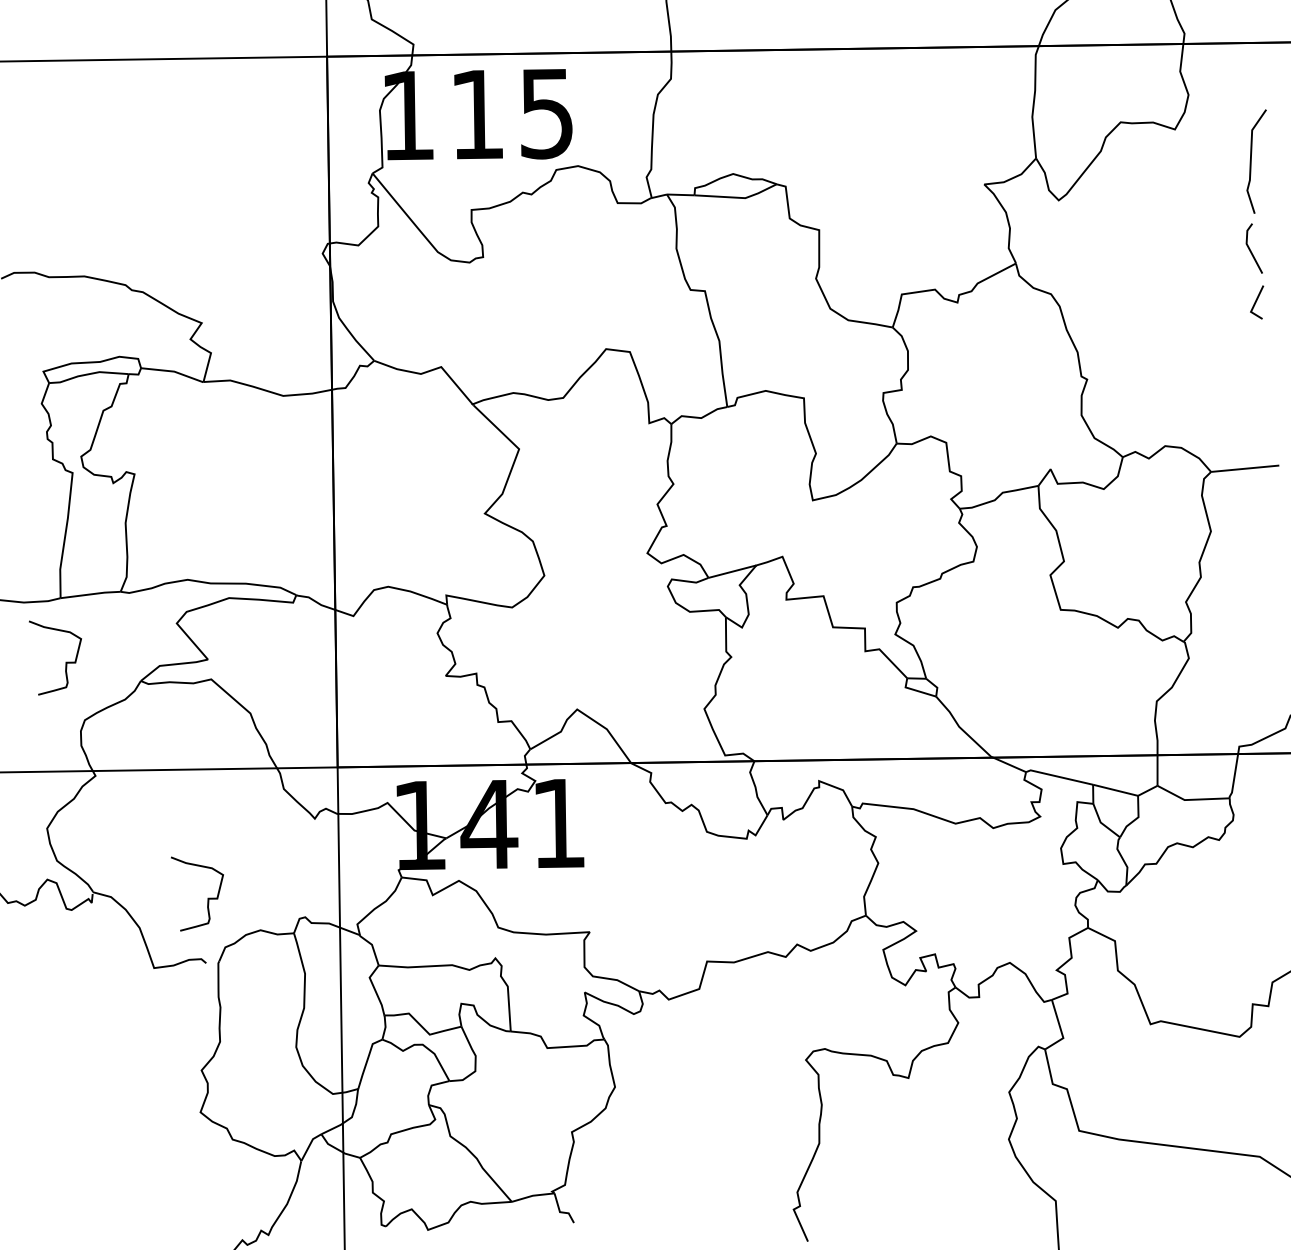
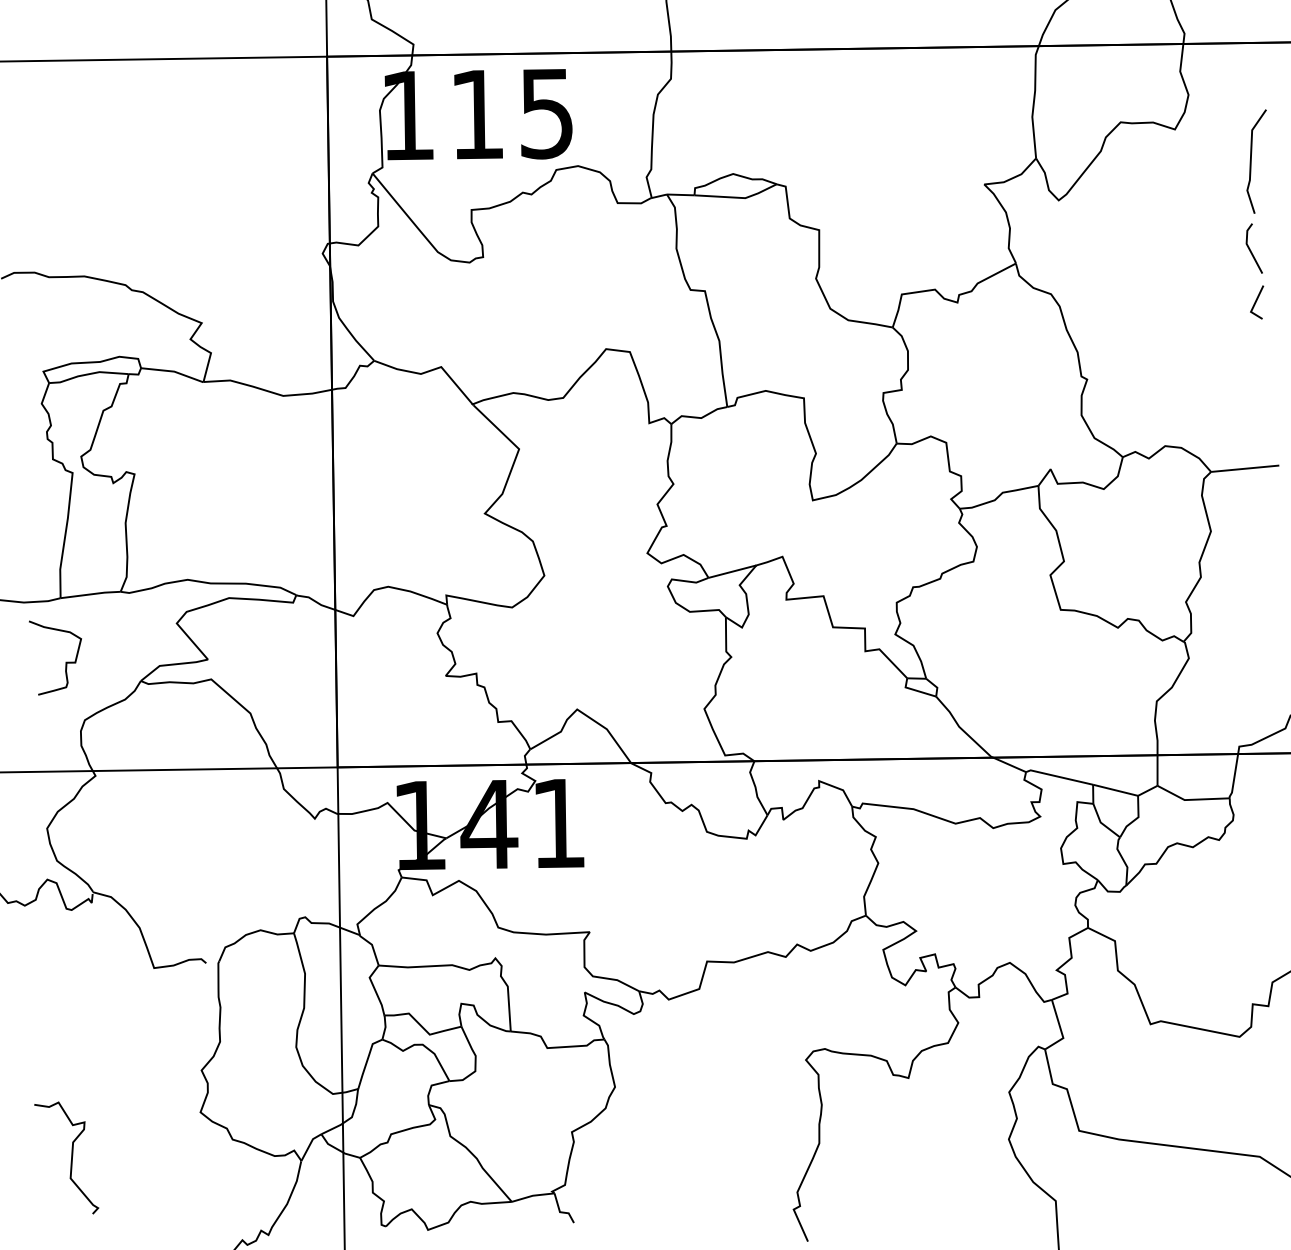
curve: present -> none (207, 898)
curve: none -> present (71, 1157)
